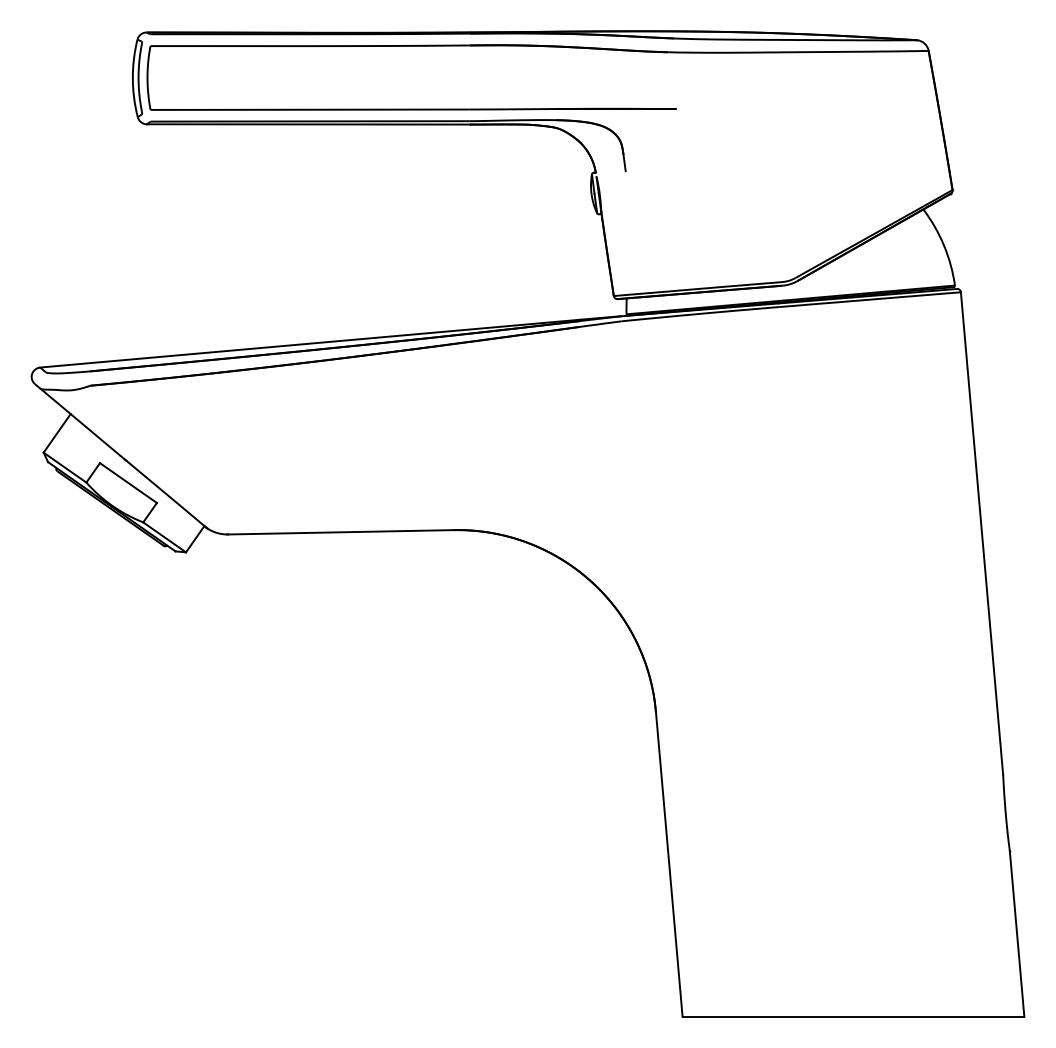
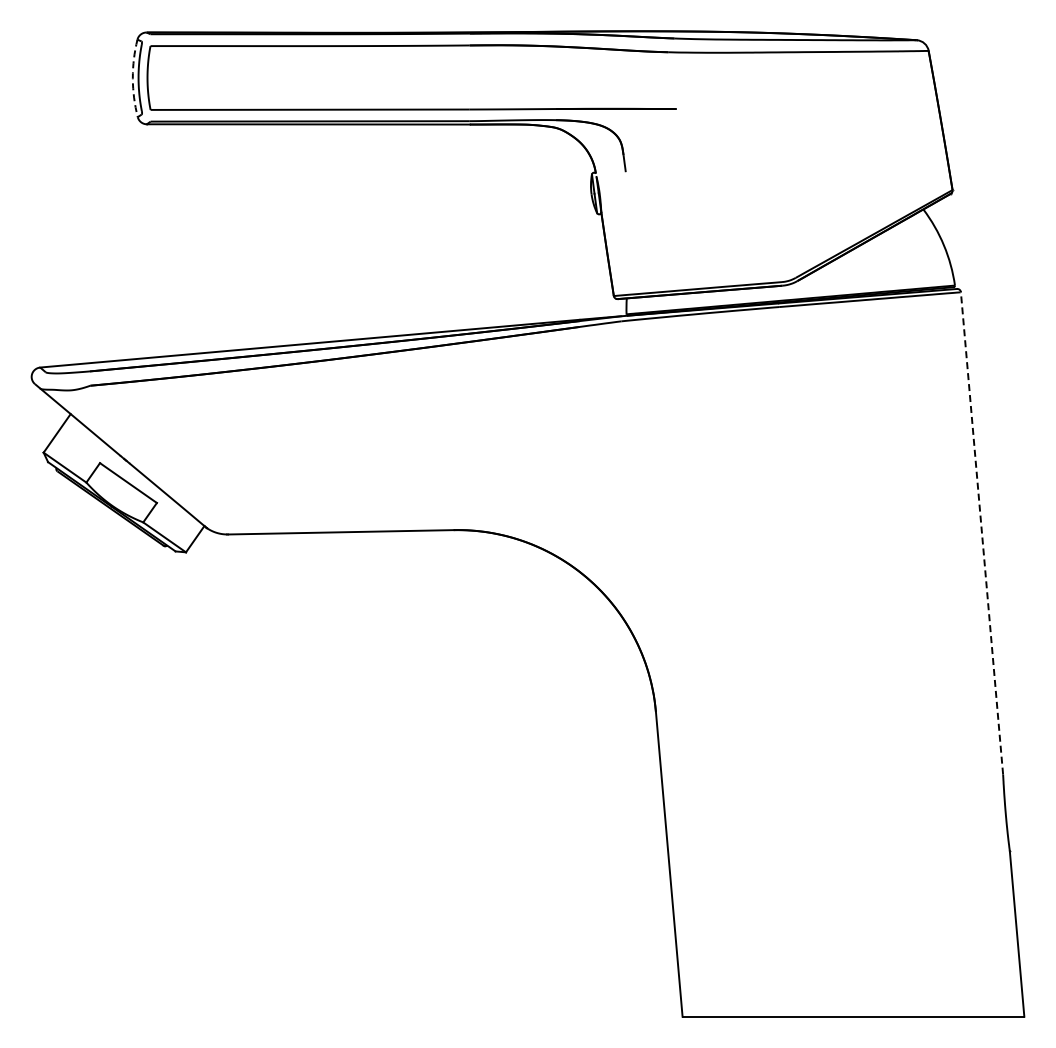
arc: solid -> dashed (132, 78)
line: solid -> dashed (981, 532)
